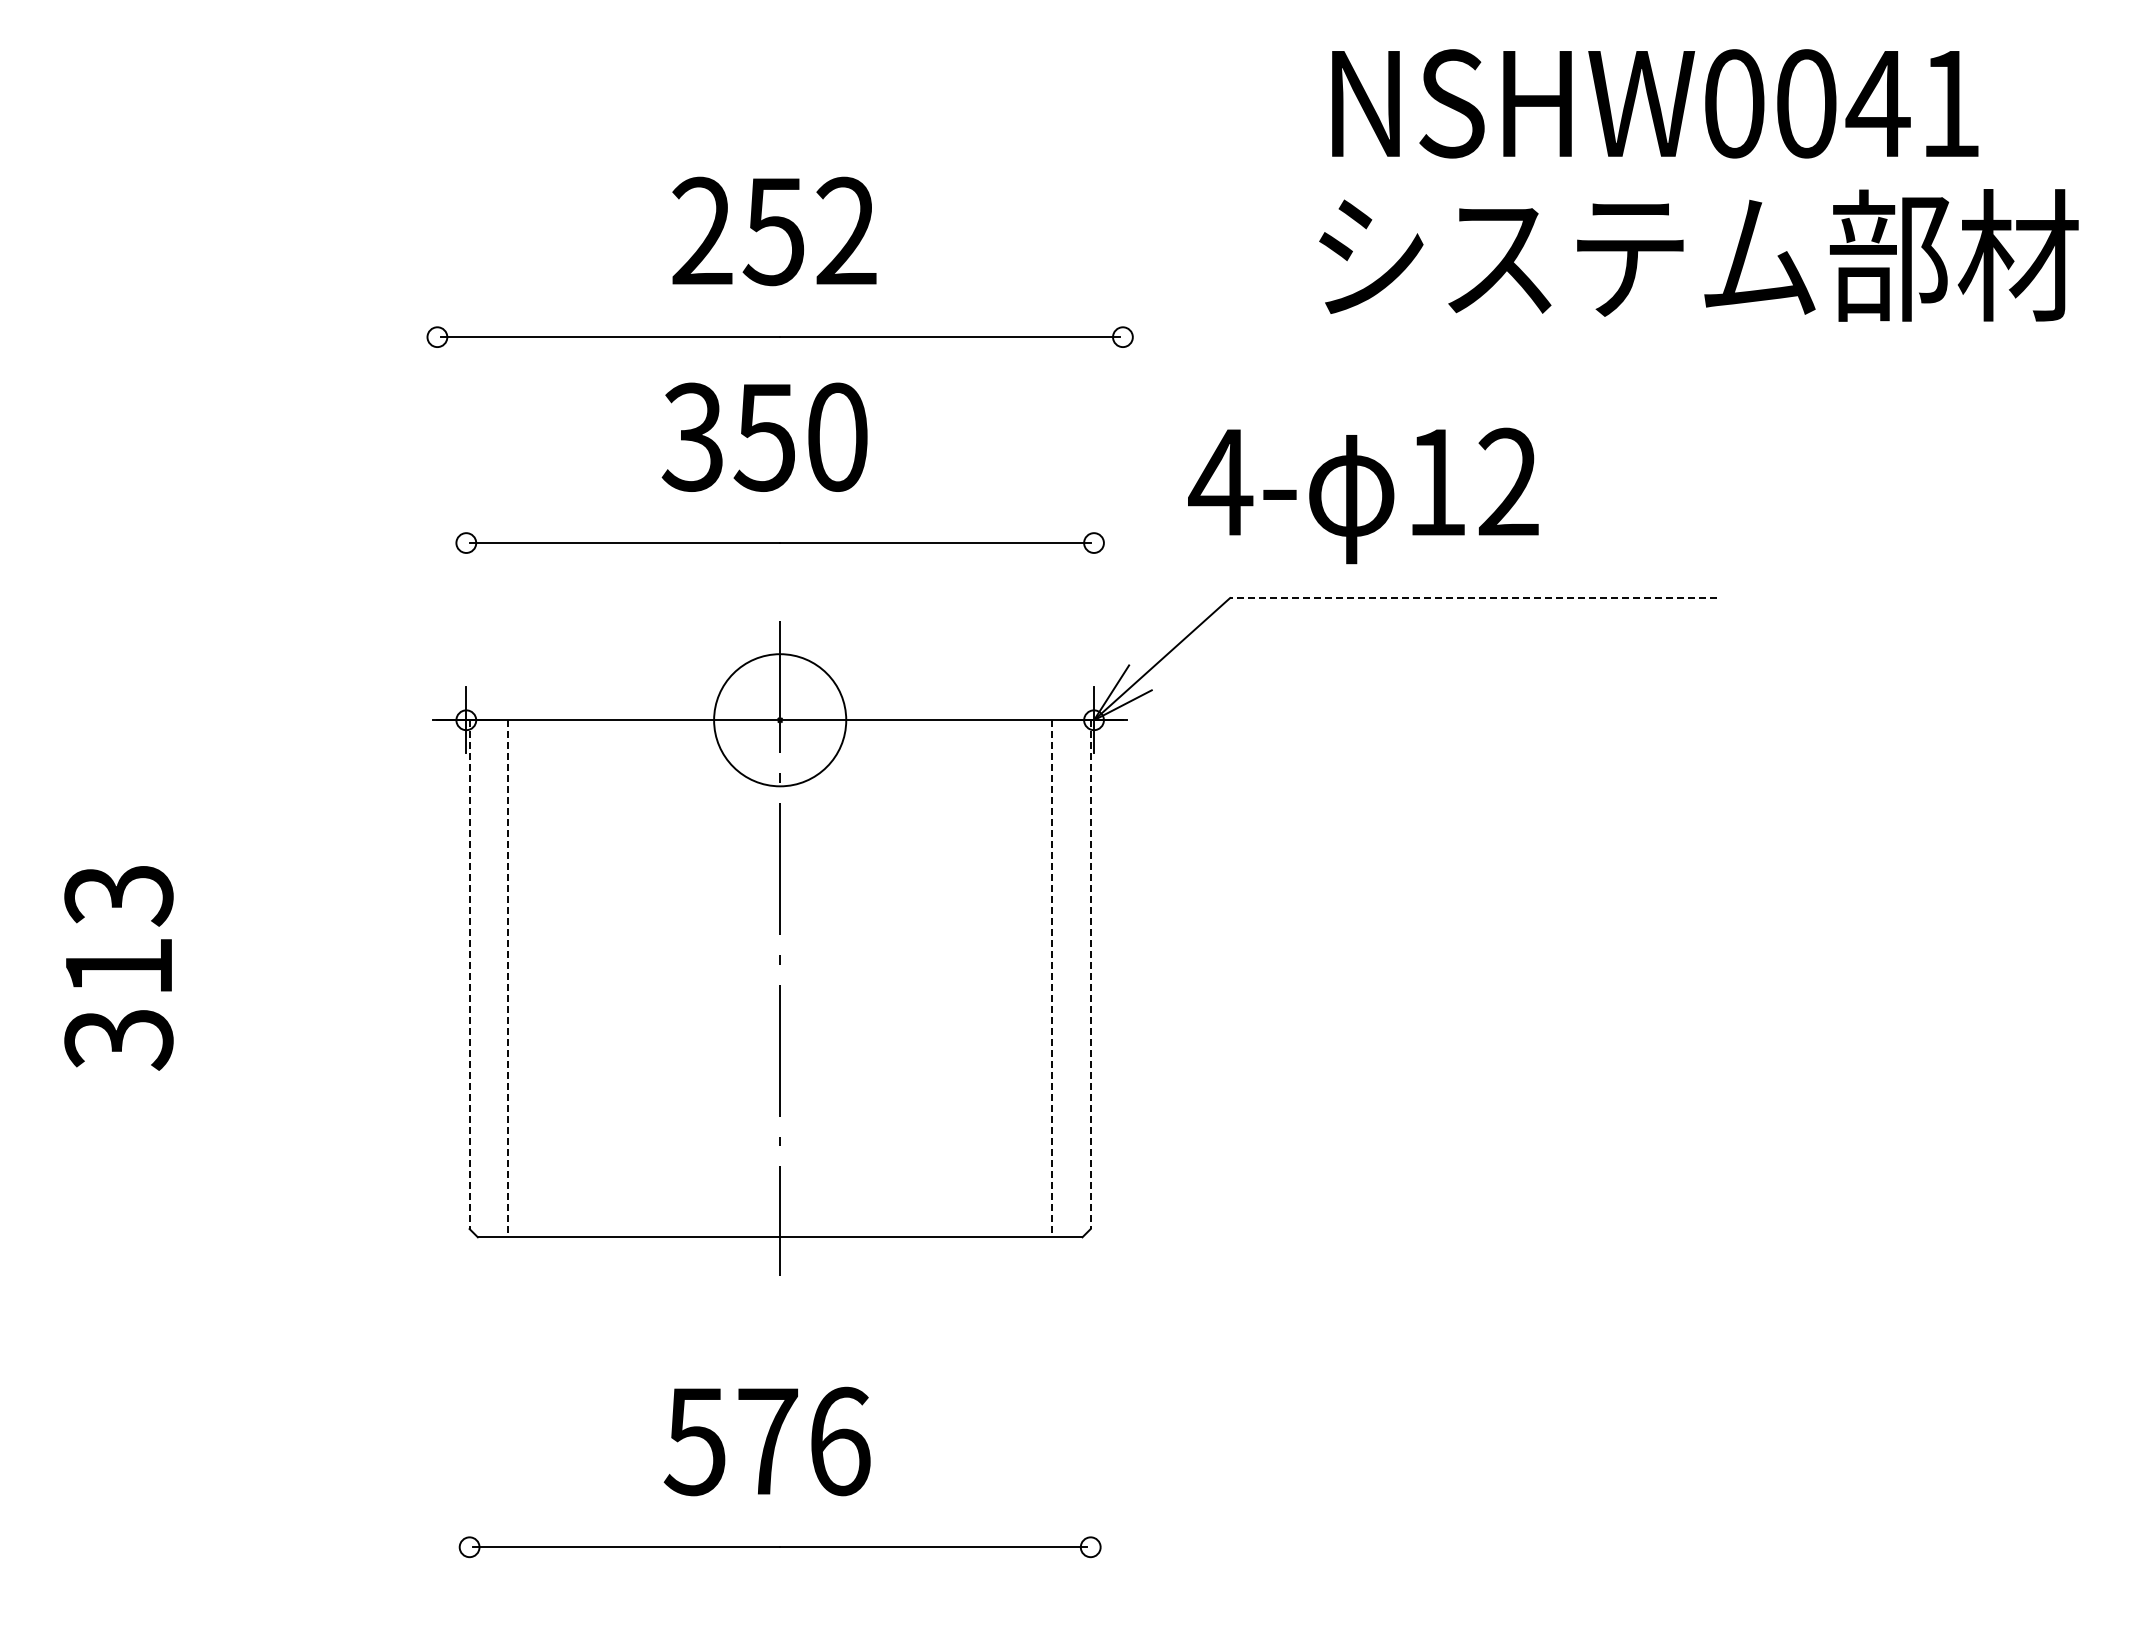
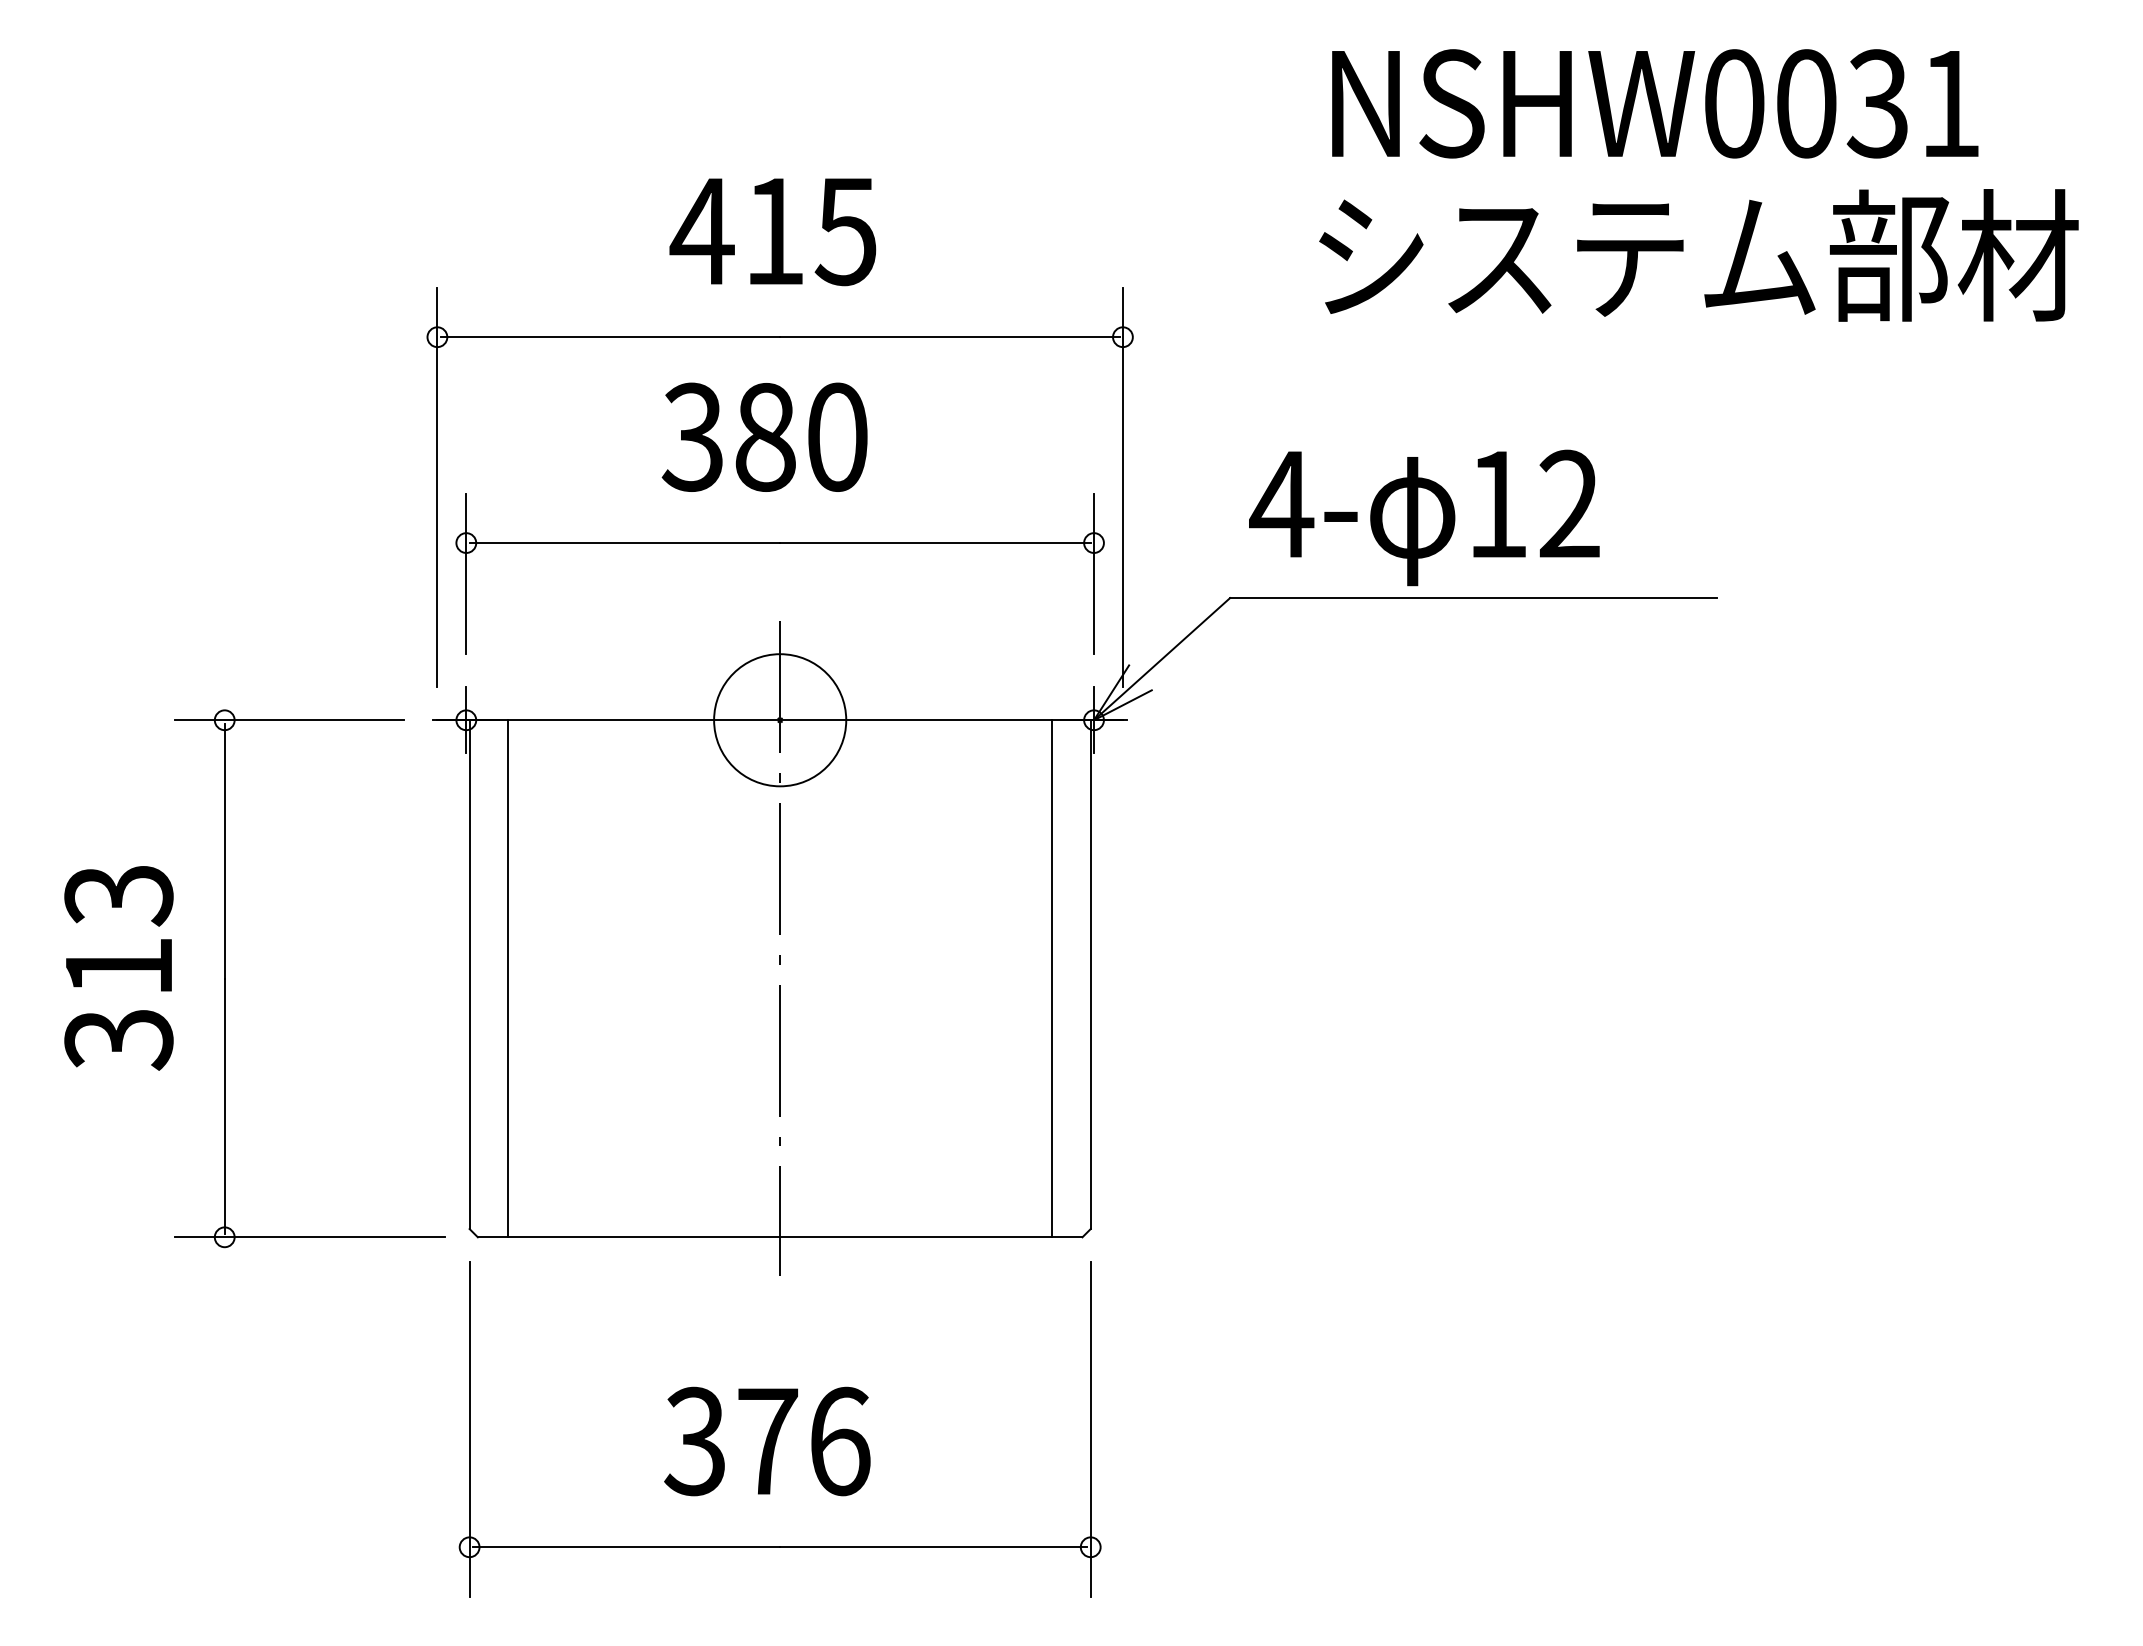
text: NSHW0041 -> NSHW0031 (1877, 103)
text: 252 -> 415 (772, 231)
text: 350 -> 380 (764, 437)
line: none -> present (437, 487)
line: none -> present (1122, 487)
text position: (1363, 495) -> (1424, 517) (1424, 517)
line: none -> present (466, 573)
line: none -> present (1094, 573)
line: dashed -> solid (1472, 598)
line: dashed -> solid (469, 975)
line: dashed -> solid (1090, 975)
part: none -> present (225, 978)
line: dashed -> solid (508, 978)
line: dashed -> solid (1051, 978)
line: none -> present (469, 1429)
line: none -> present (1090, 1429)
text: 576 -> 376 (694, 1440)
